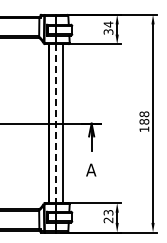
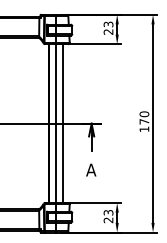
text: 34 -> 23 (108, 27)
text: 188 -> 170 (144, 117)
line: dashed -> solid (55, 124)
